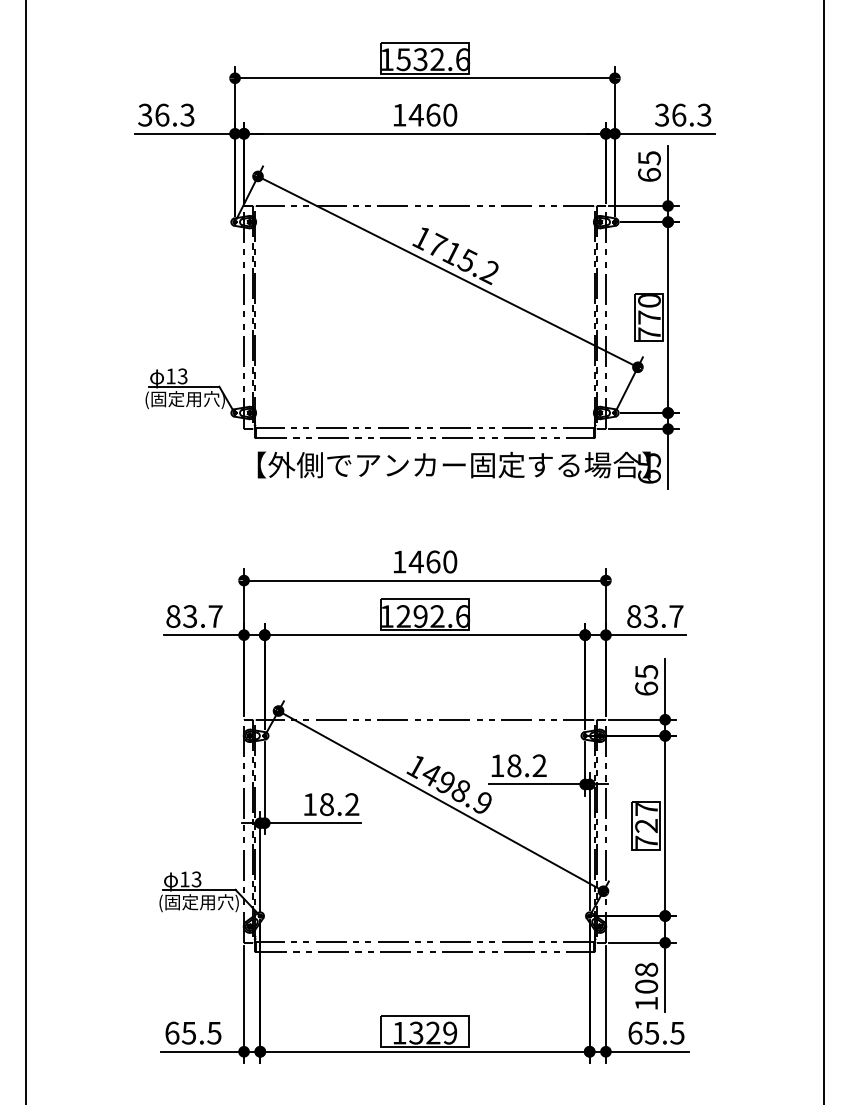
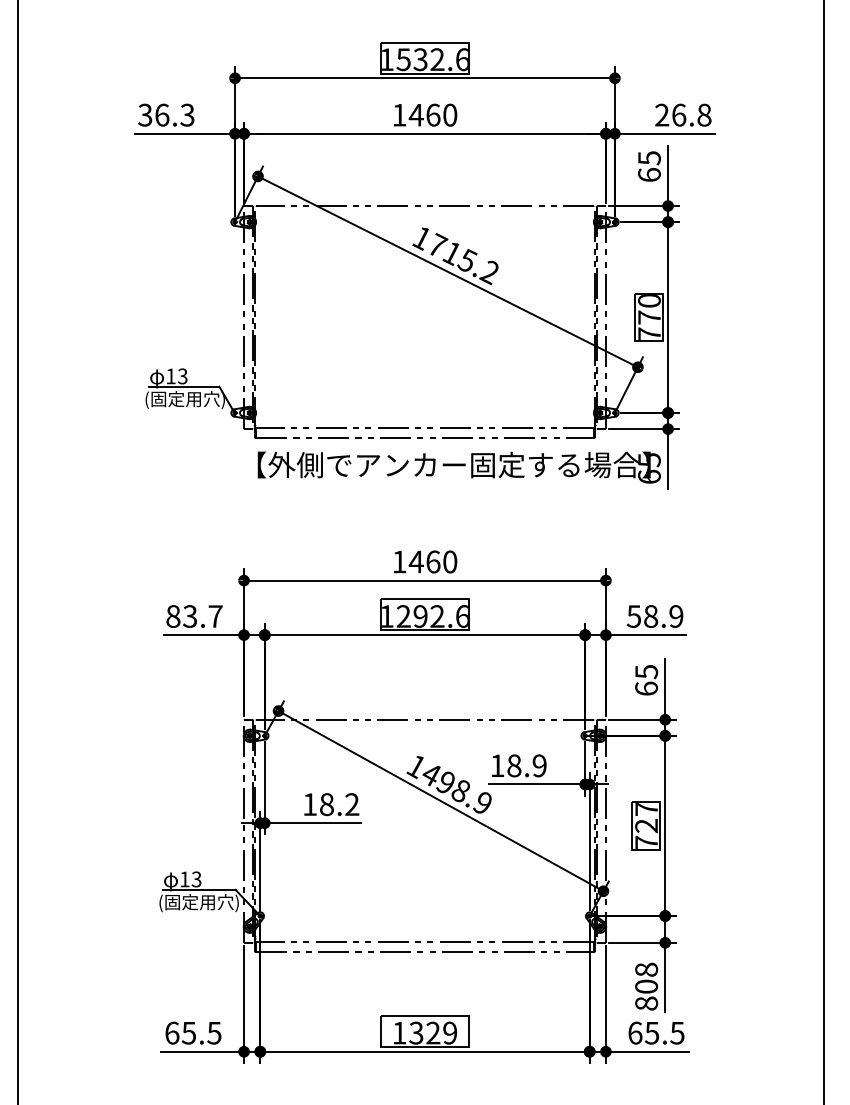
text: 36.3 -> 26.8 (683, 114)
line position: (25, 551) -> (17, 551) (17, 551)
text: 83.7 -> 58.9 (654, 616)
text: 18.2 -> 18.9 (539, 765)
text: 108 -> 808 (646, 1003)
